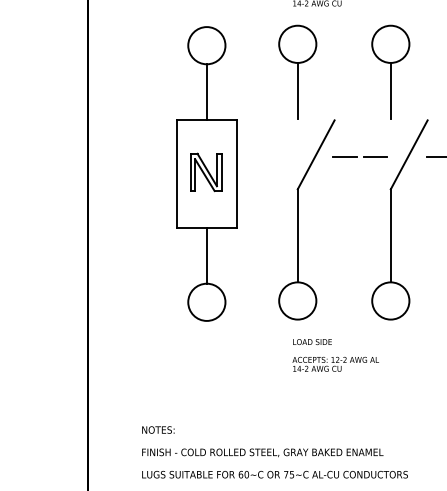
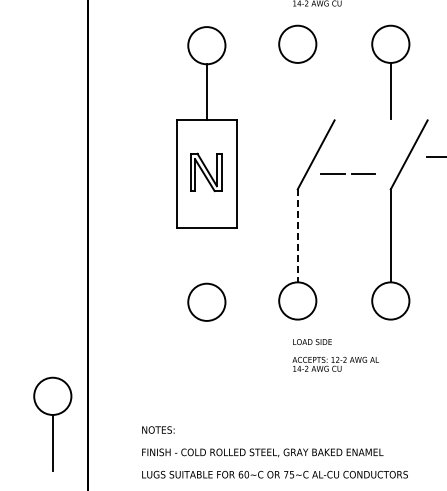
line: present -> none (297, 90)
line position: (357, 156) -> (345, 173) (345, 173)
line: solid -> dashed (297, 235)
line: present -> none (206, 255)
part: none -> present (52, 423)
